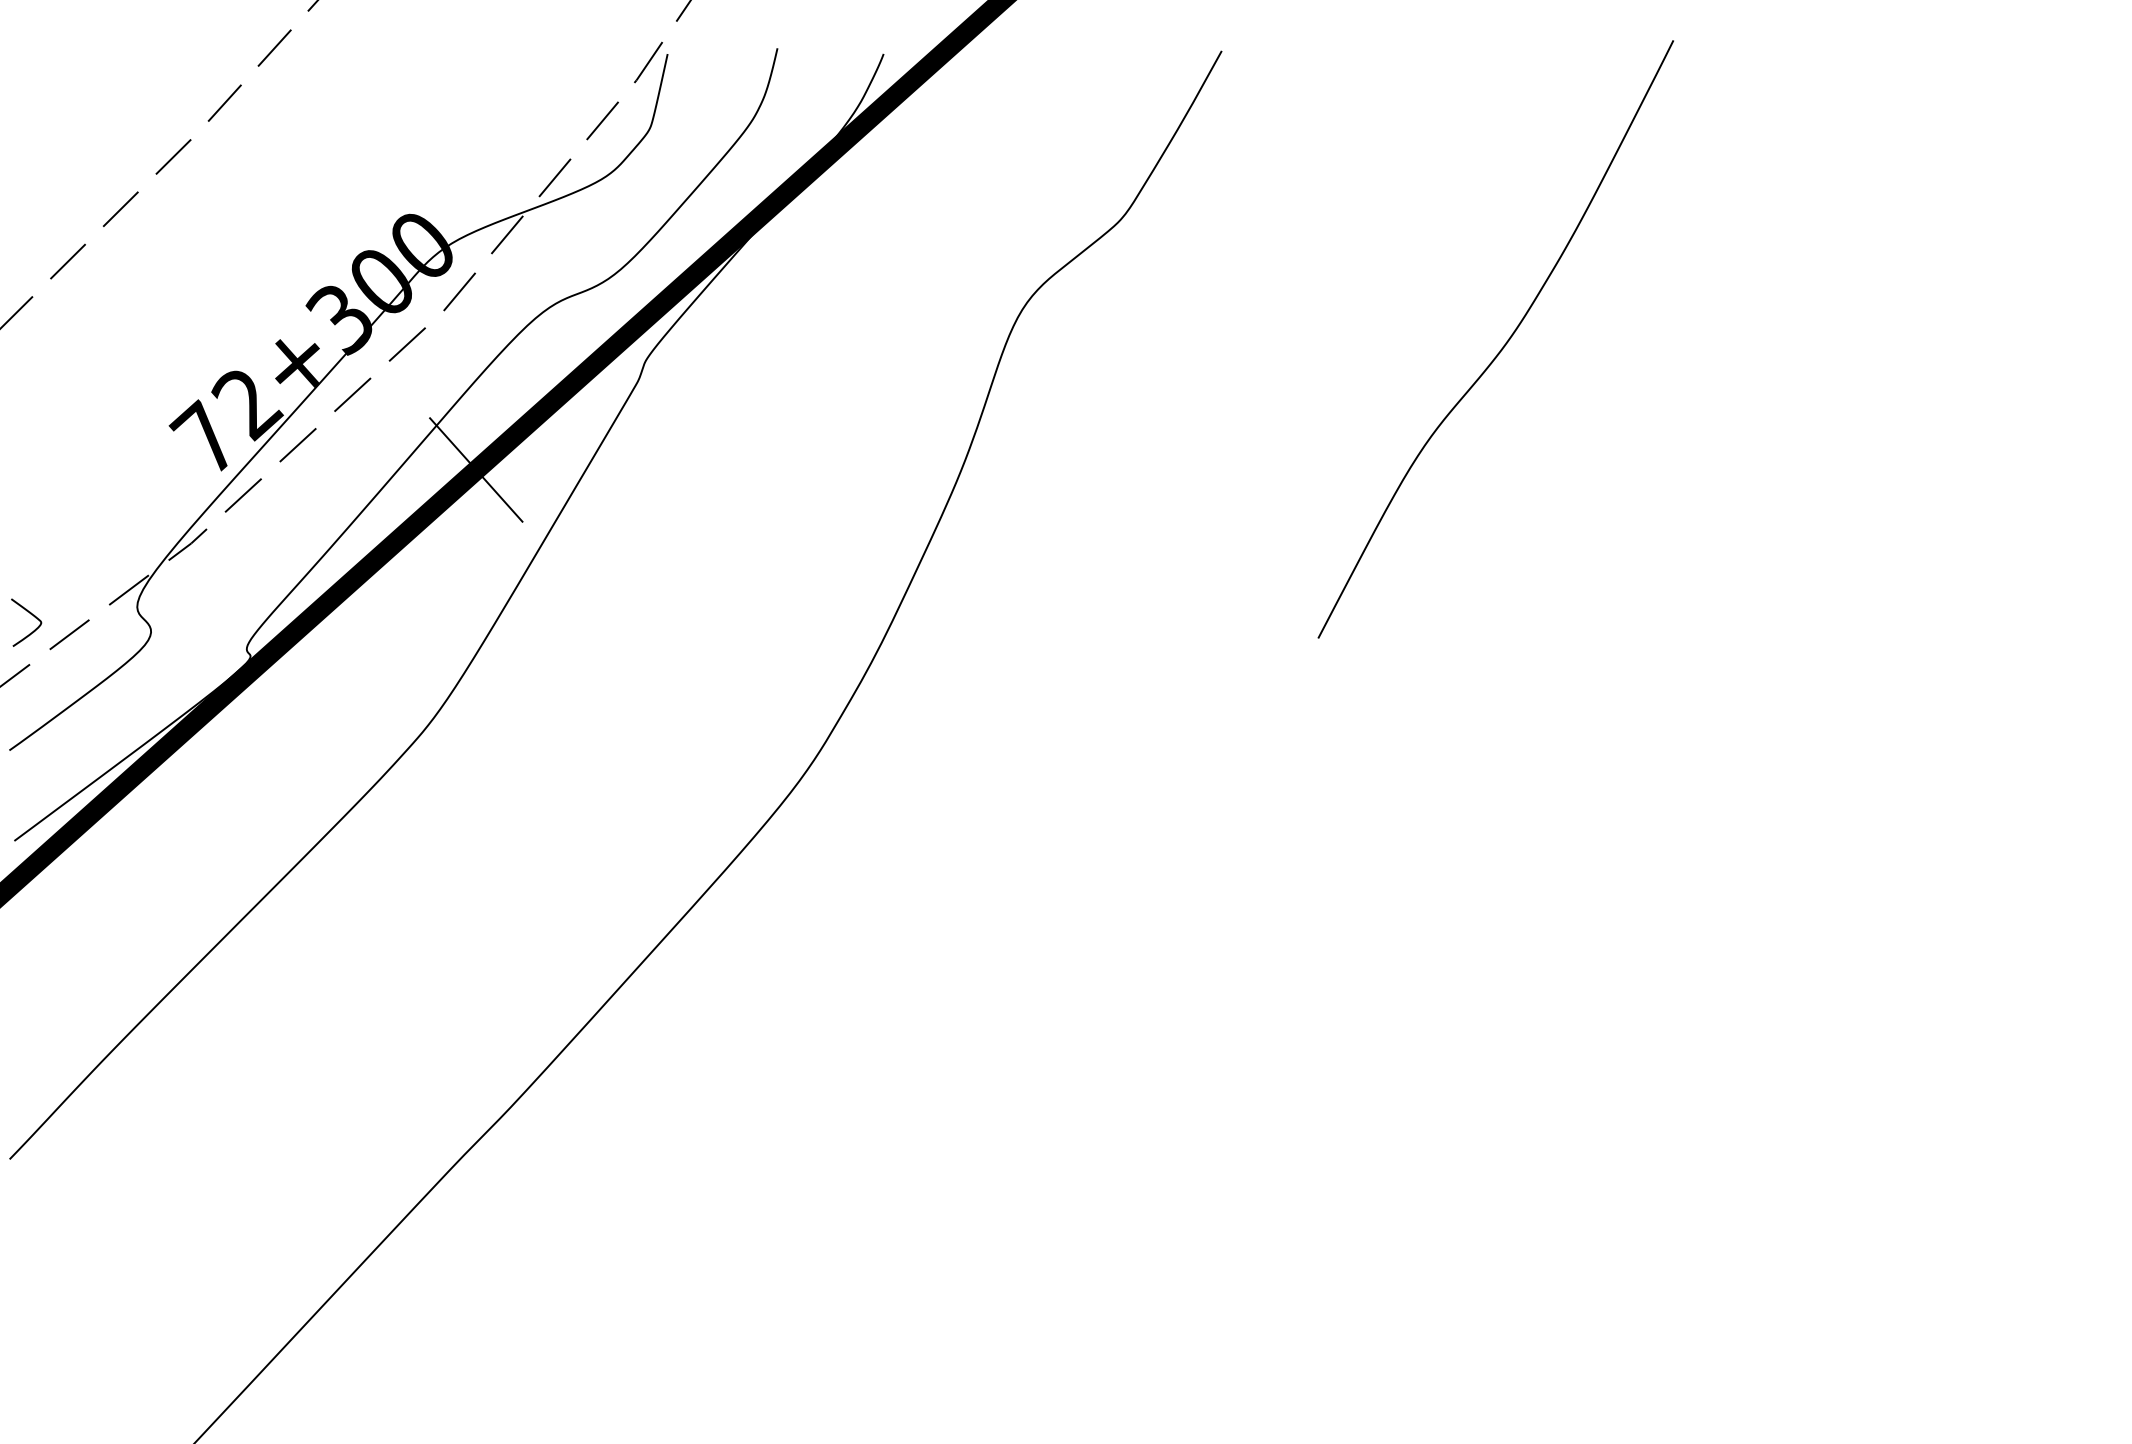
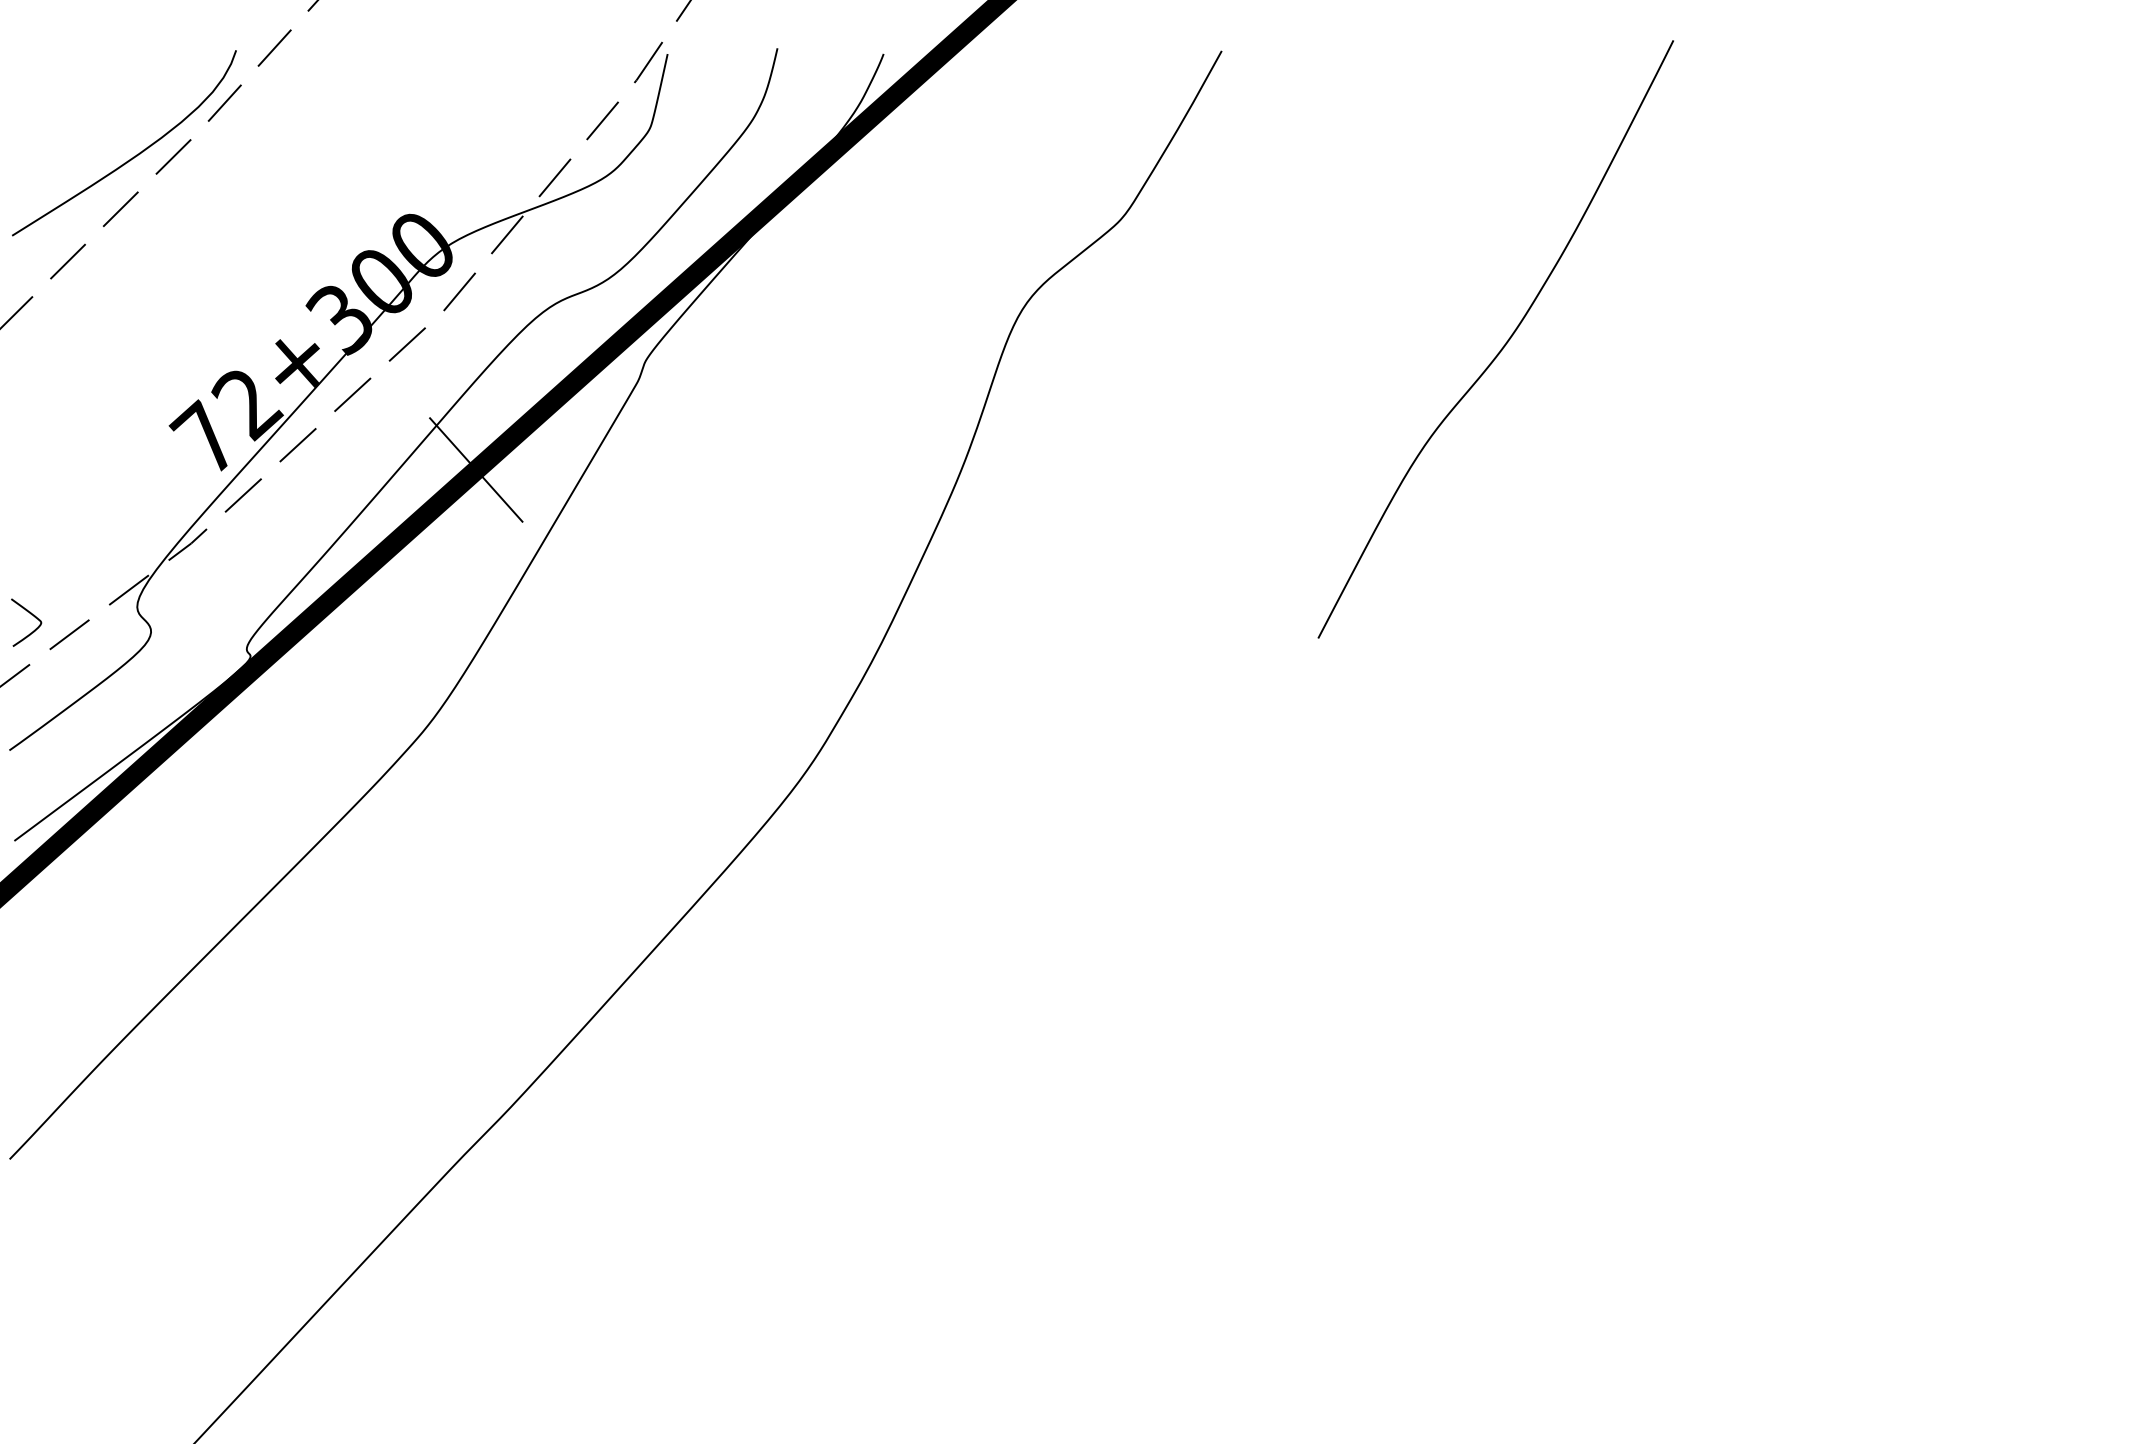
curve: none -> present (133, 156)
